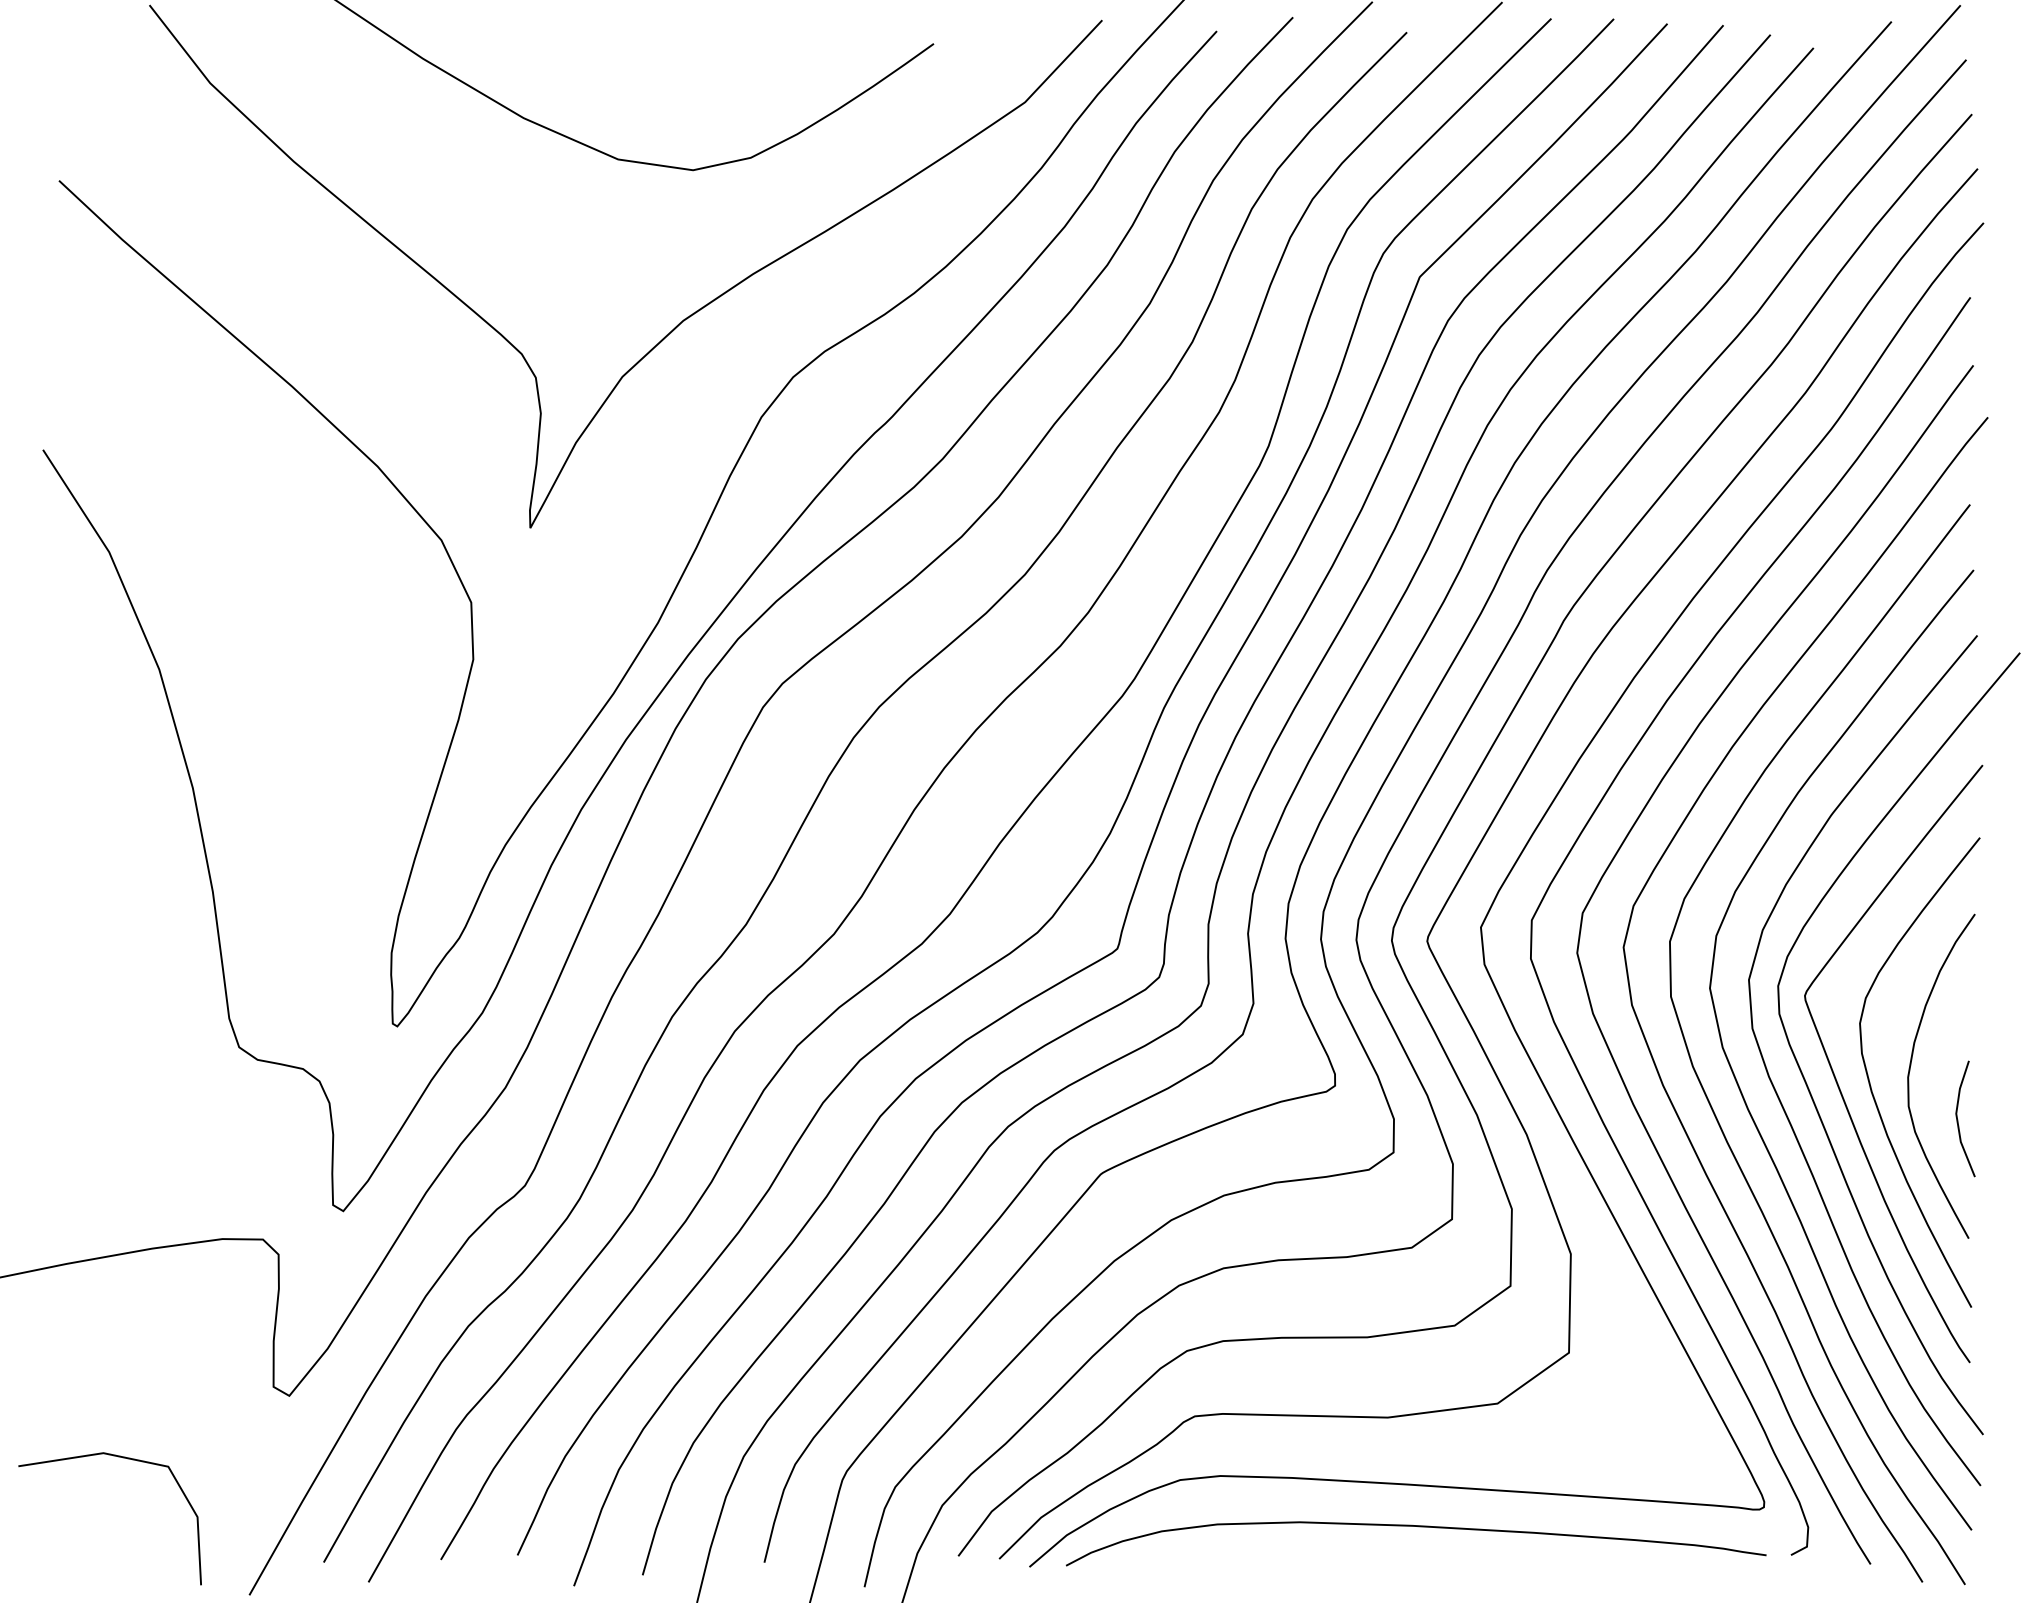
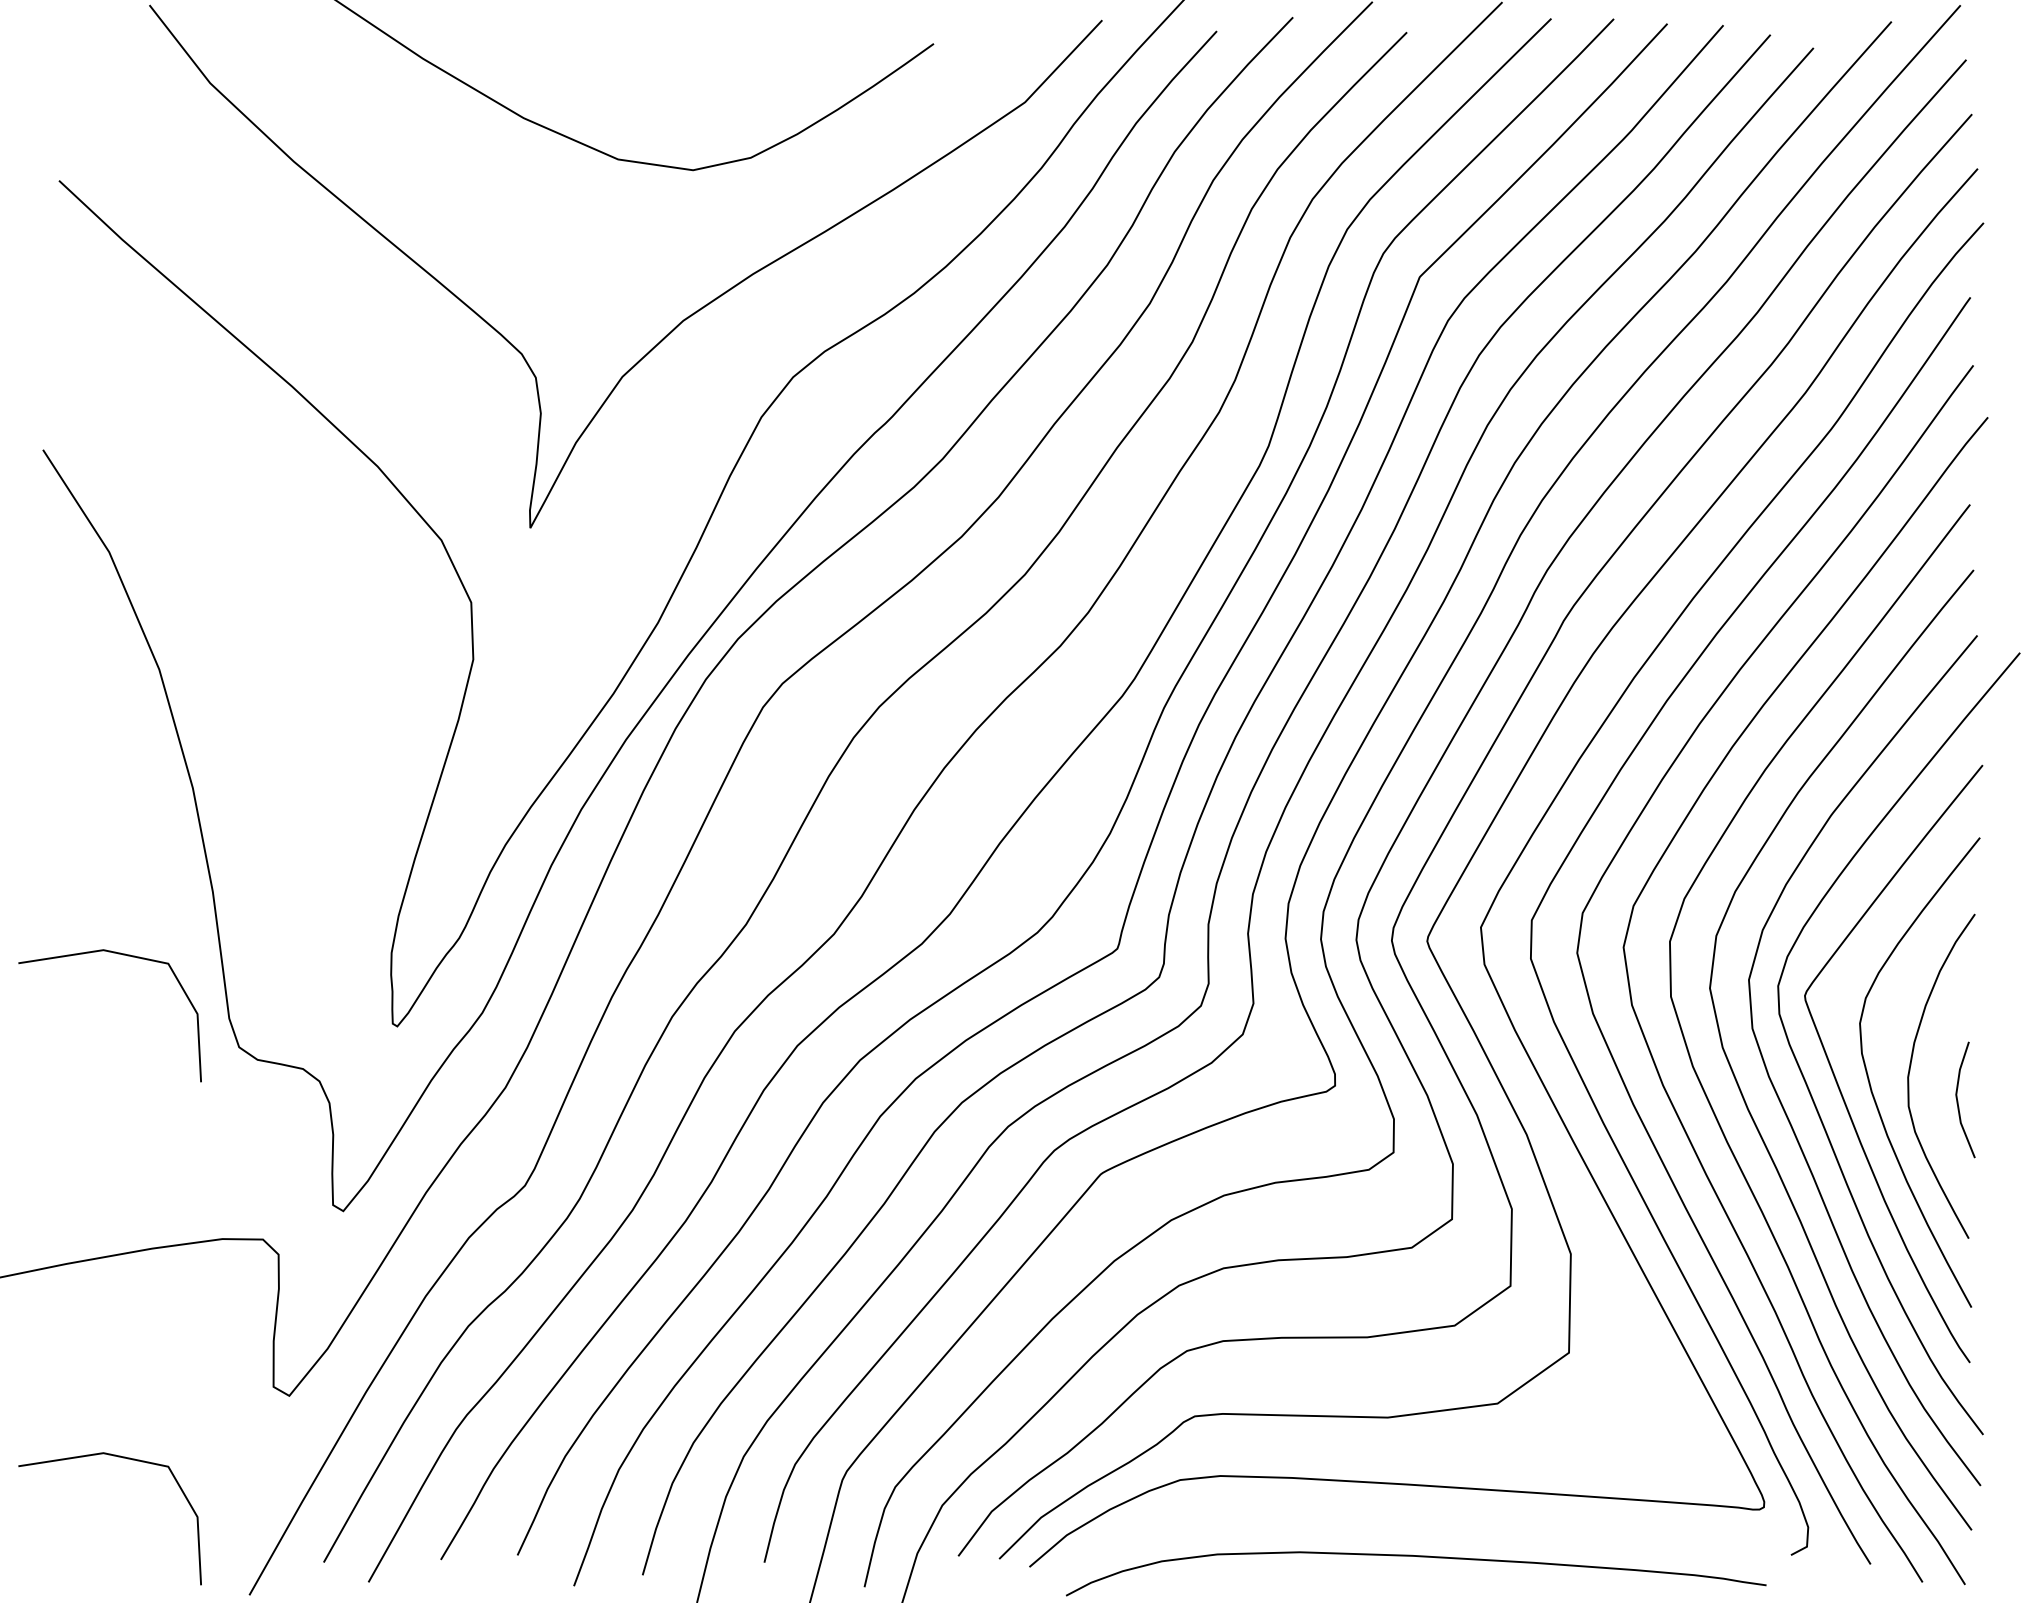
line: none -> present (123, 955)
line position: (1958, 1119) -> (1958, 1100) (1958, 1100)
curve position: (1418, 1527) -> (1418, 1557) (1418, 1557)
